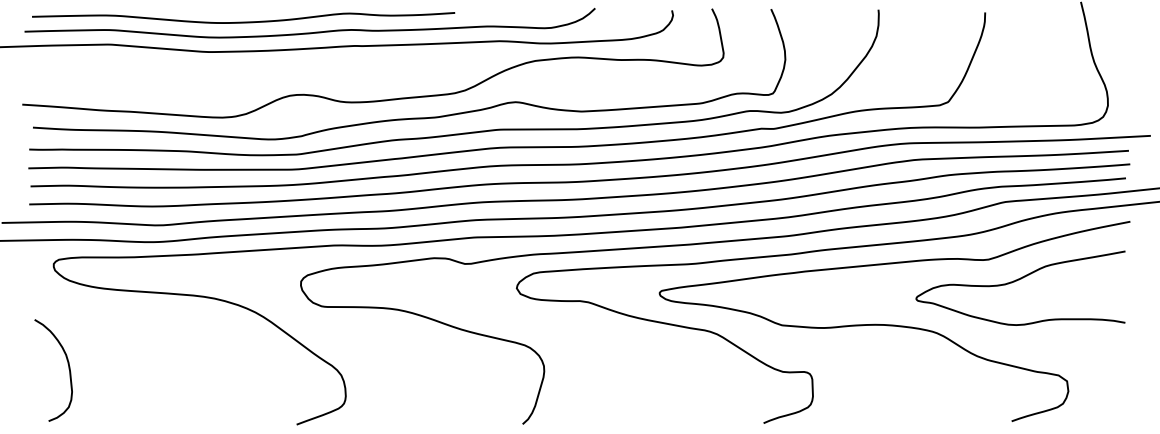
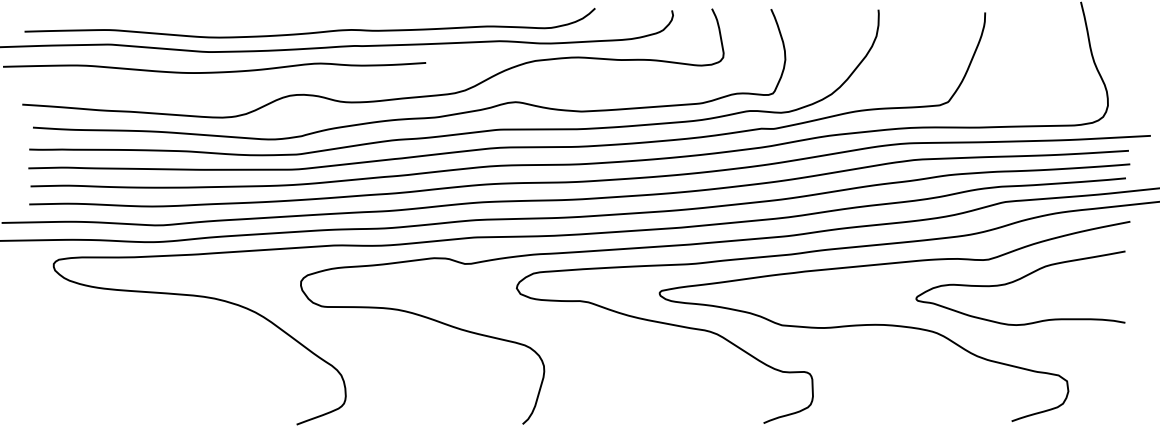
curve position: (243, 21) -> (214, 71) (214, 71)
curve: present -> none (68, 369)
